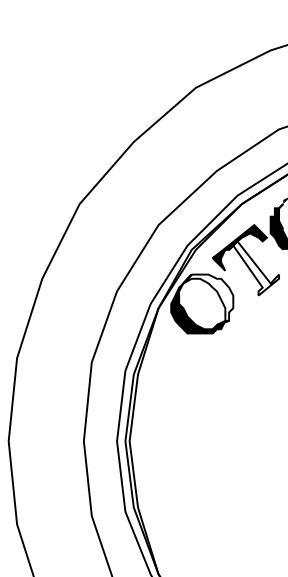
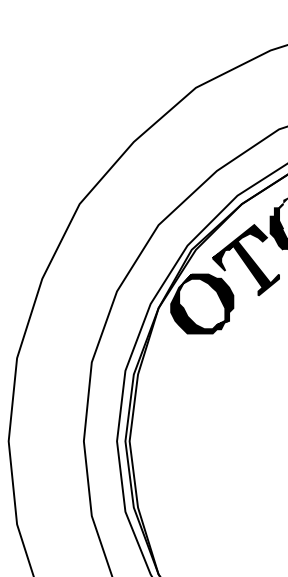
fill: none -> present (254, 268)
fill: none -> present (208, 299)
